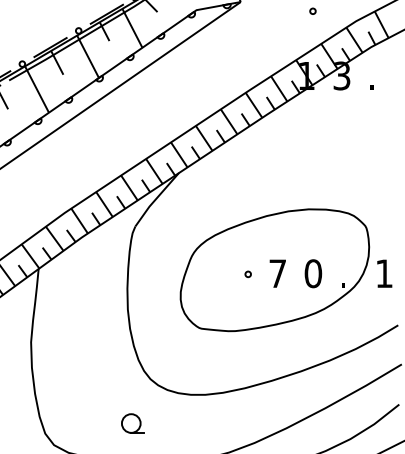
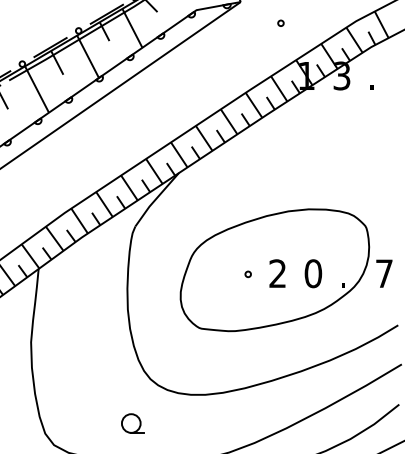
circle position: (312, 10) -> (280, 22) (280, 22)
text: 7 -> 2 (277, 273)
text: 1 -> 7 (384, 273)
